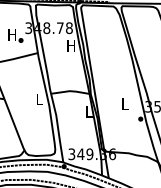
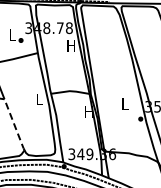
text: H -> L (11, 34)
text: L -> H (88, 111)
line: solid -> dashed (14, 125)
